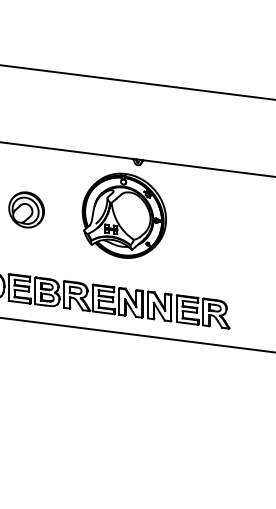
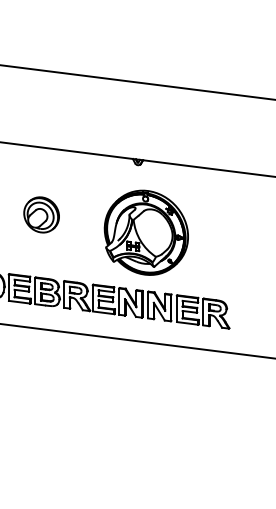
part position: (26, 209) -> (41, 214) (41, 214)
part position: (123, 215) -> (145, 232) (145, 232)
line position: (137, 335) -> (137, 341) (137, 341)
